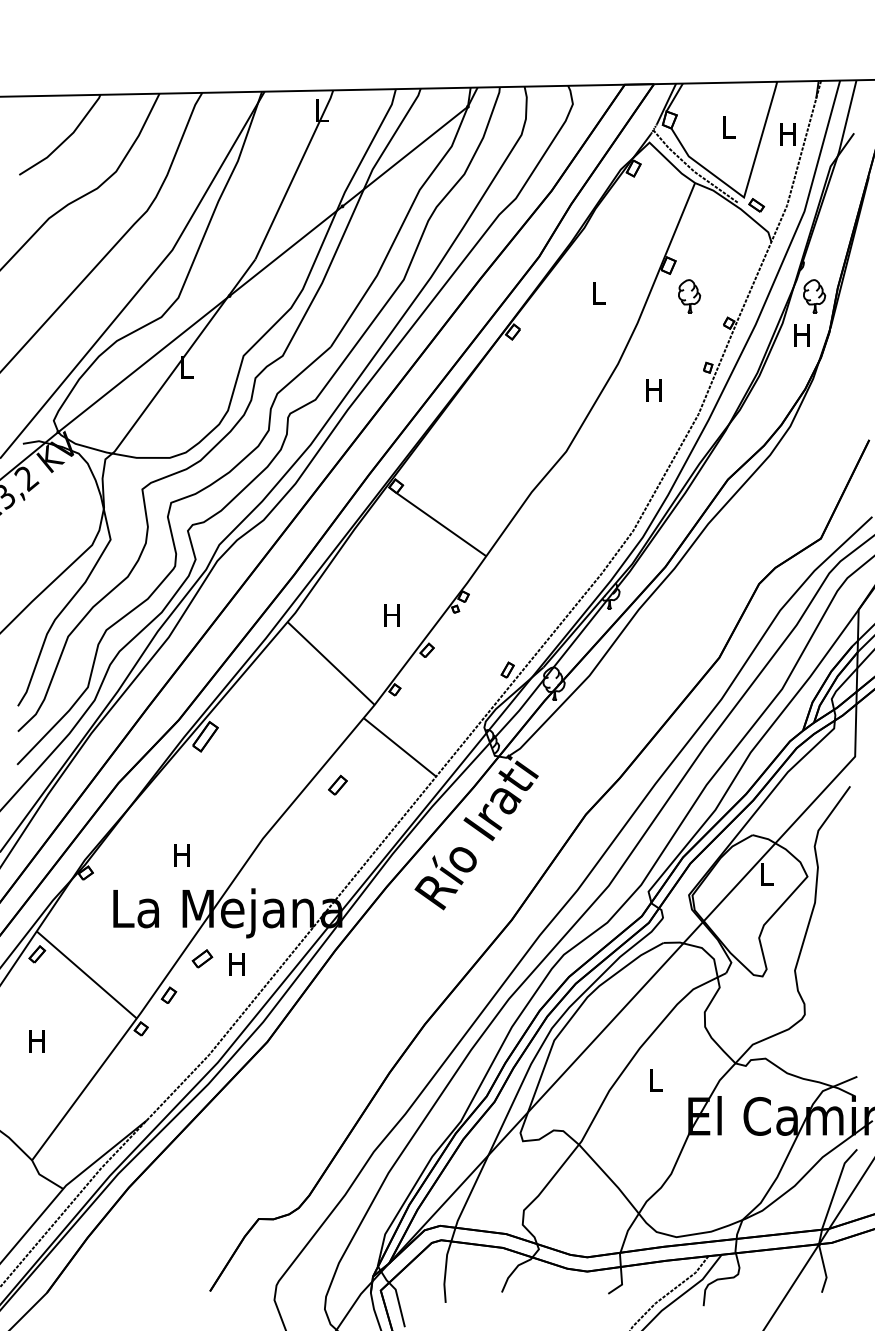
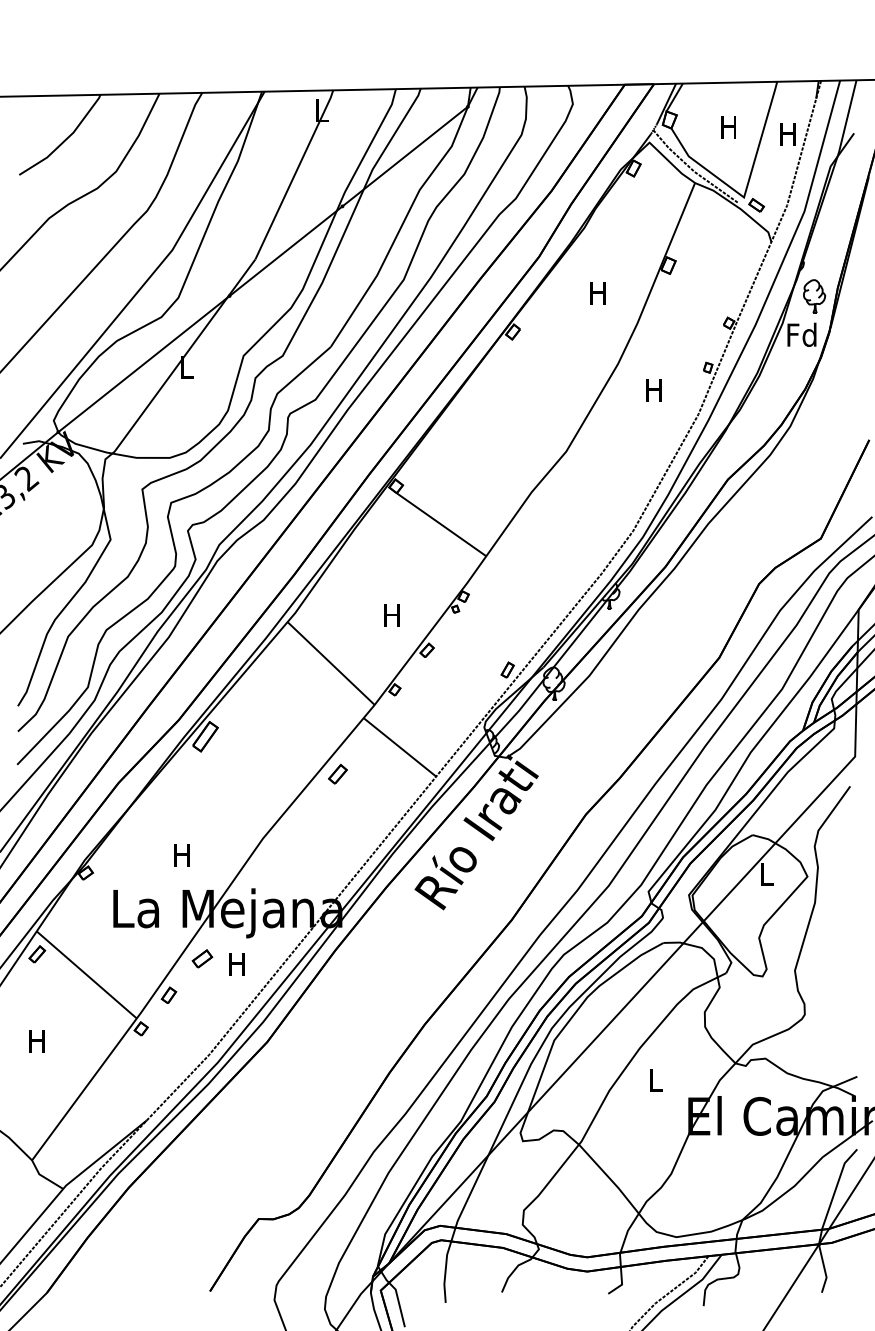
text: L -> H (728, 127)
text: L -> H (597, 293)
part: present -> none (689, 296)
text: H -> Fd (801, 334)
part position: (337, 784) -> (337, 773) (337, 773)
